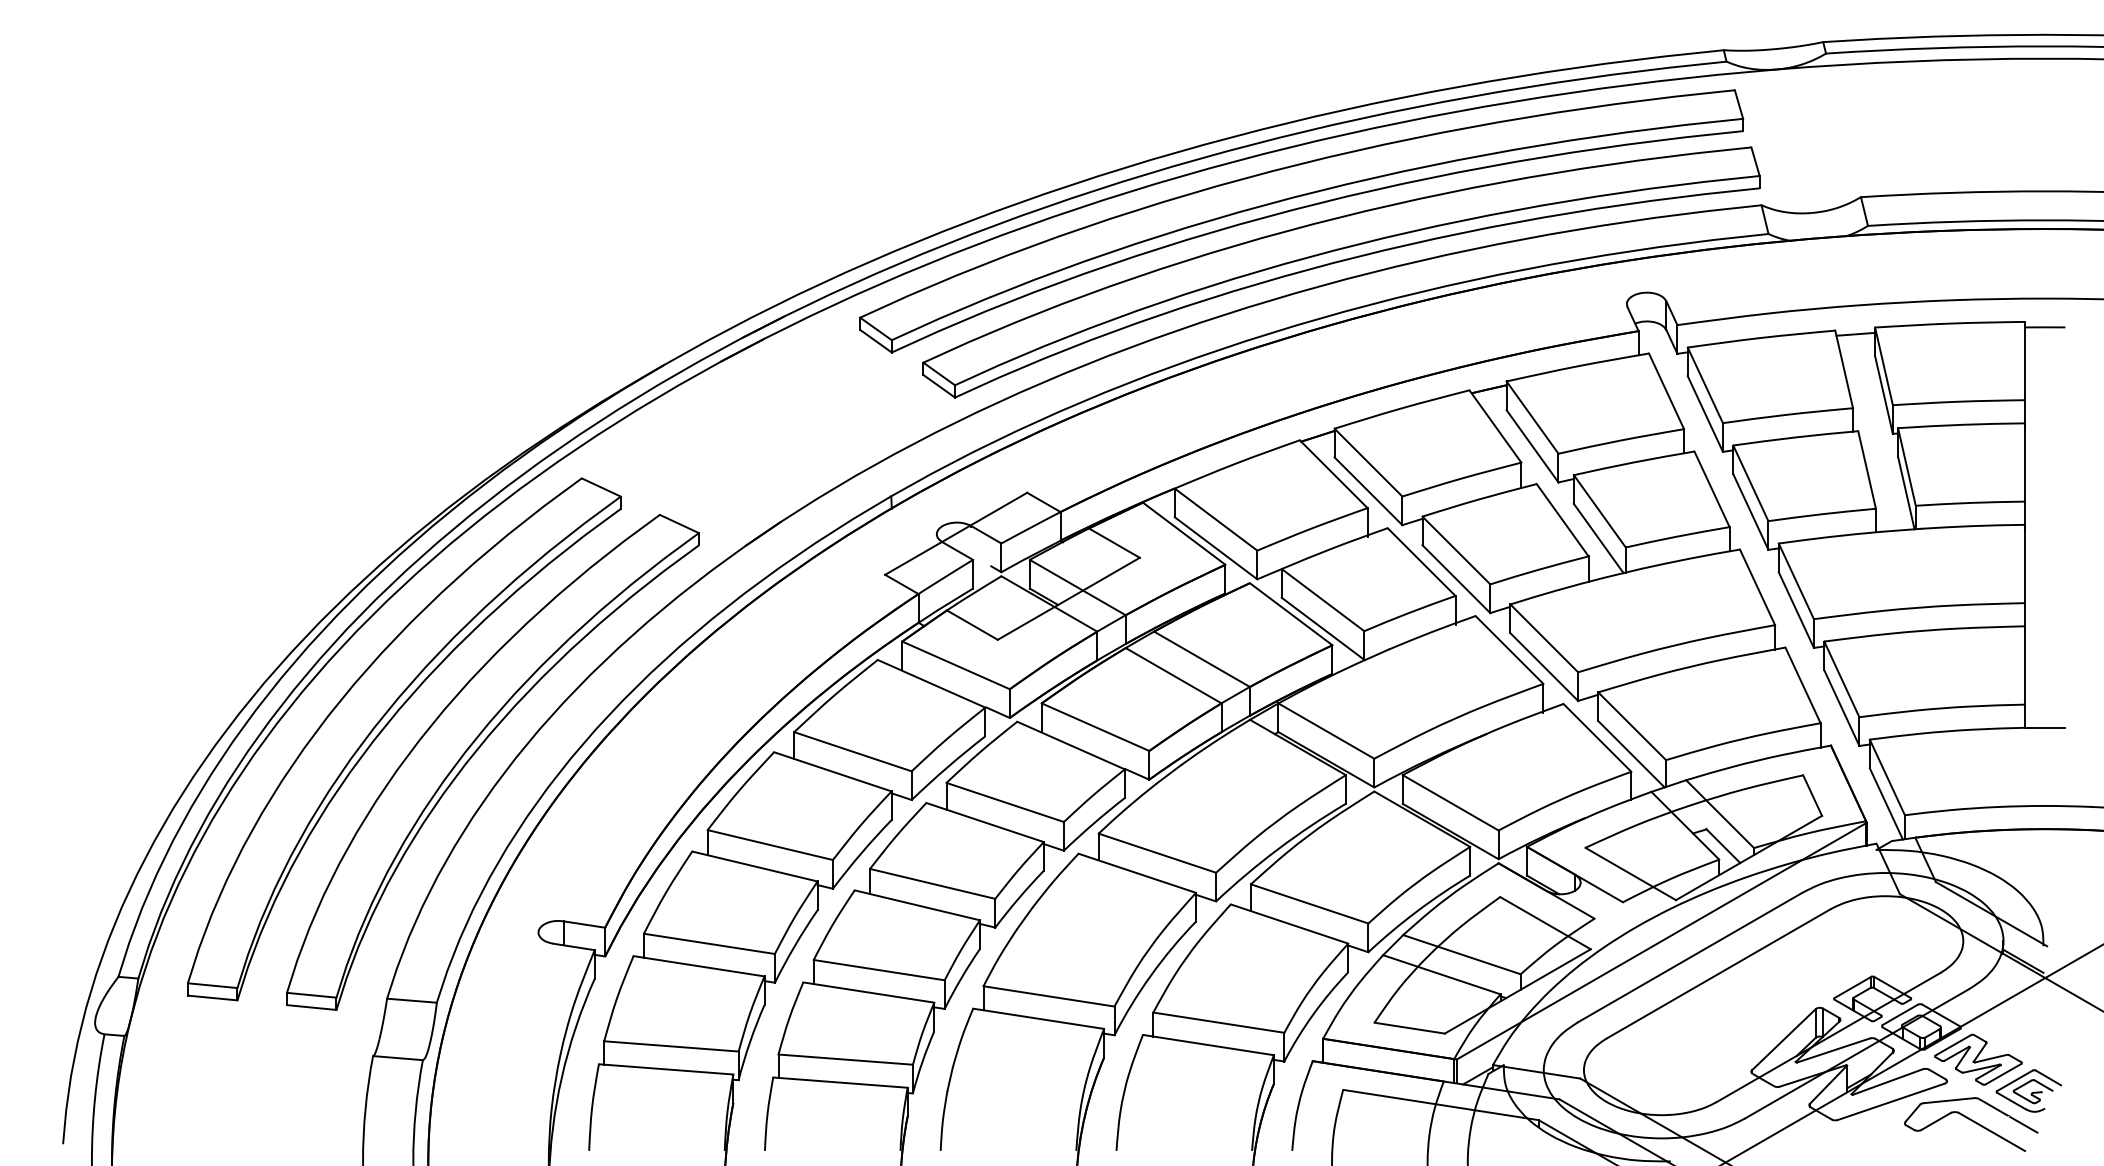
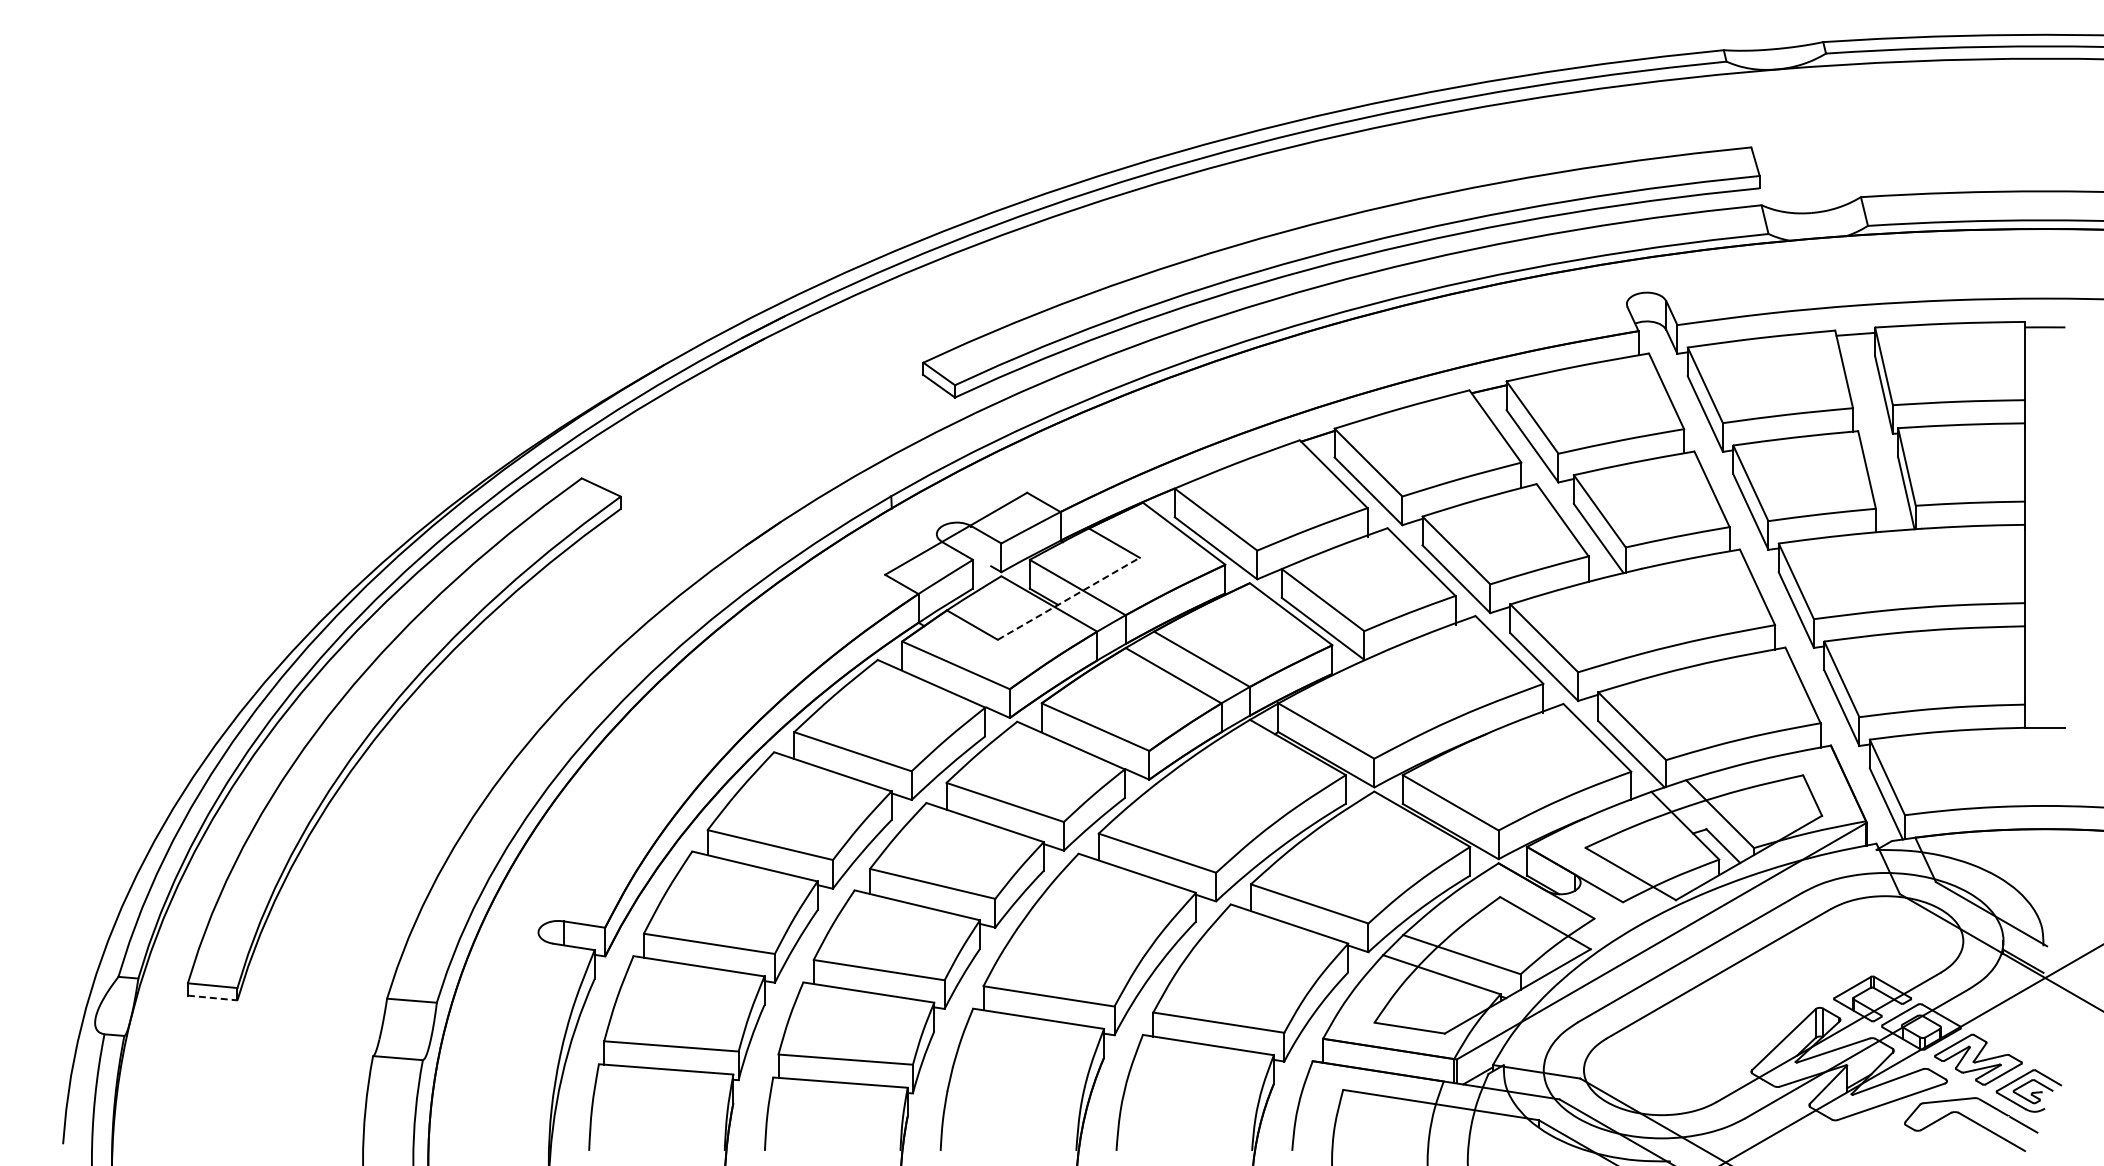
part: present -> none (1299, 209)
line: solid -> dashed (1068, 598)
part: present -> none (477, 751)
line: solid -> dashed (212, 998)
